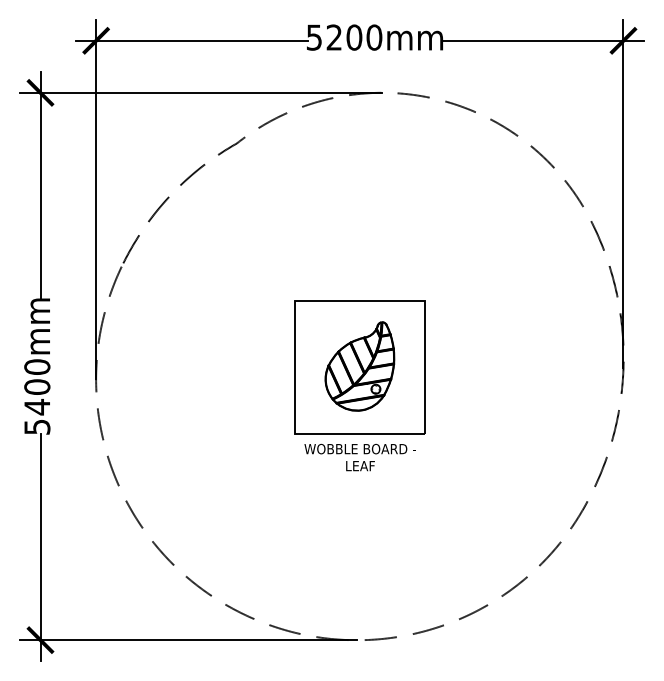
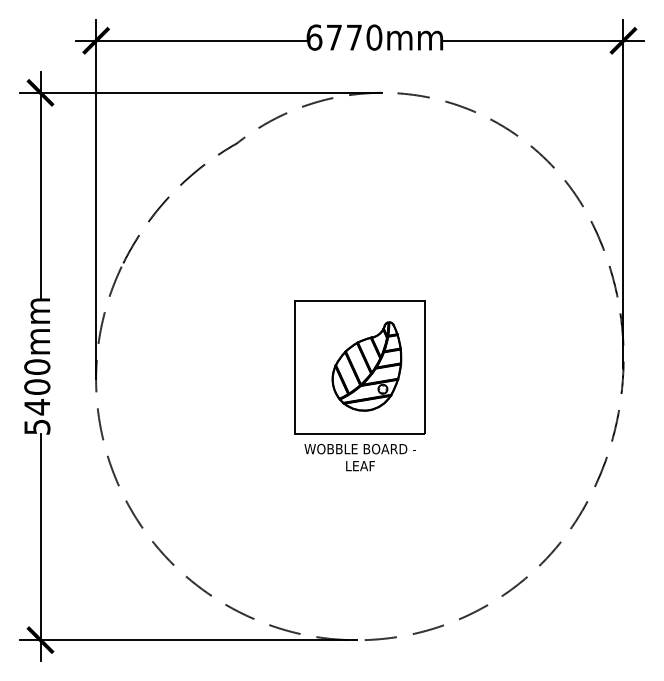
text: 5200mm -> 6770mm (334, 37)
part position: (359, 366) -> (366, 366) (366, 366)
